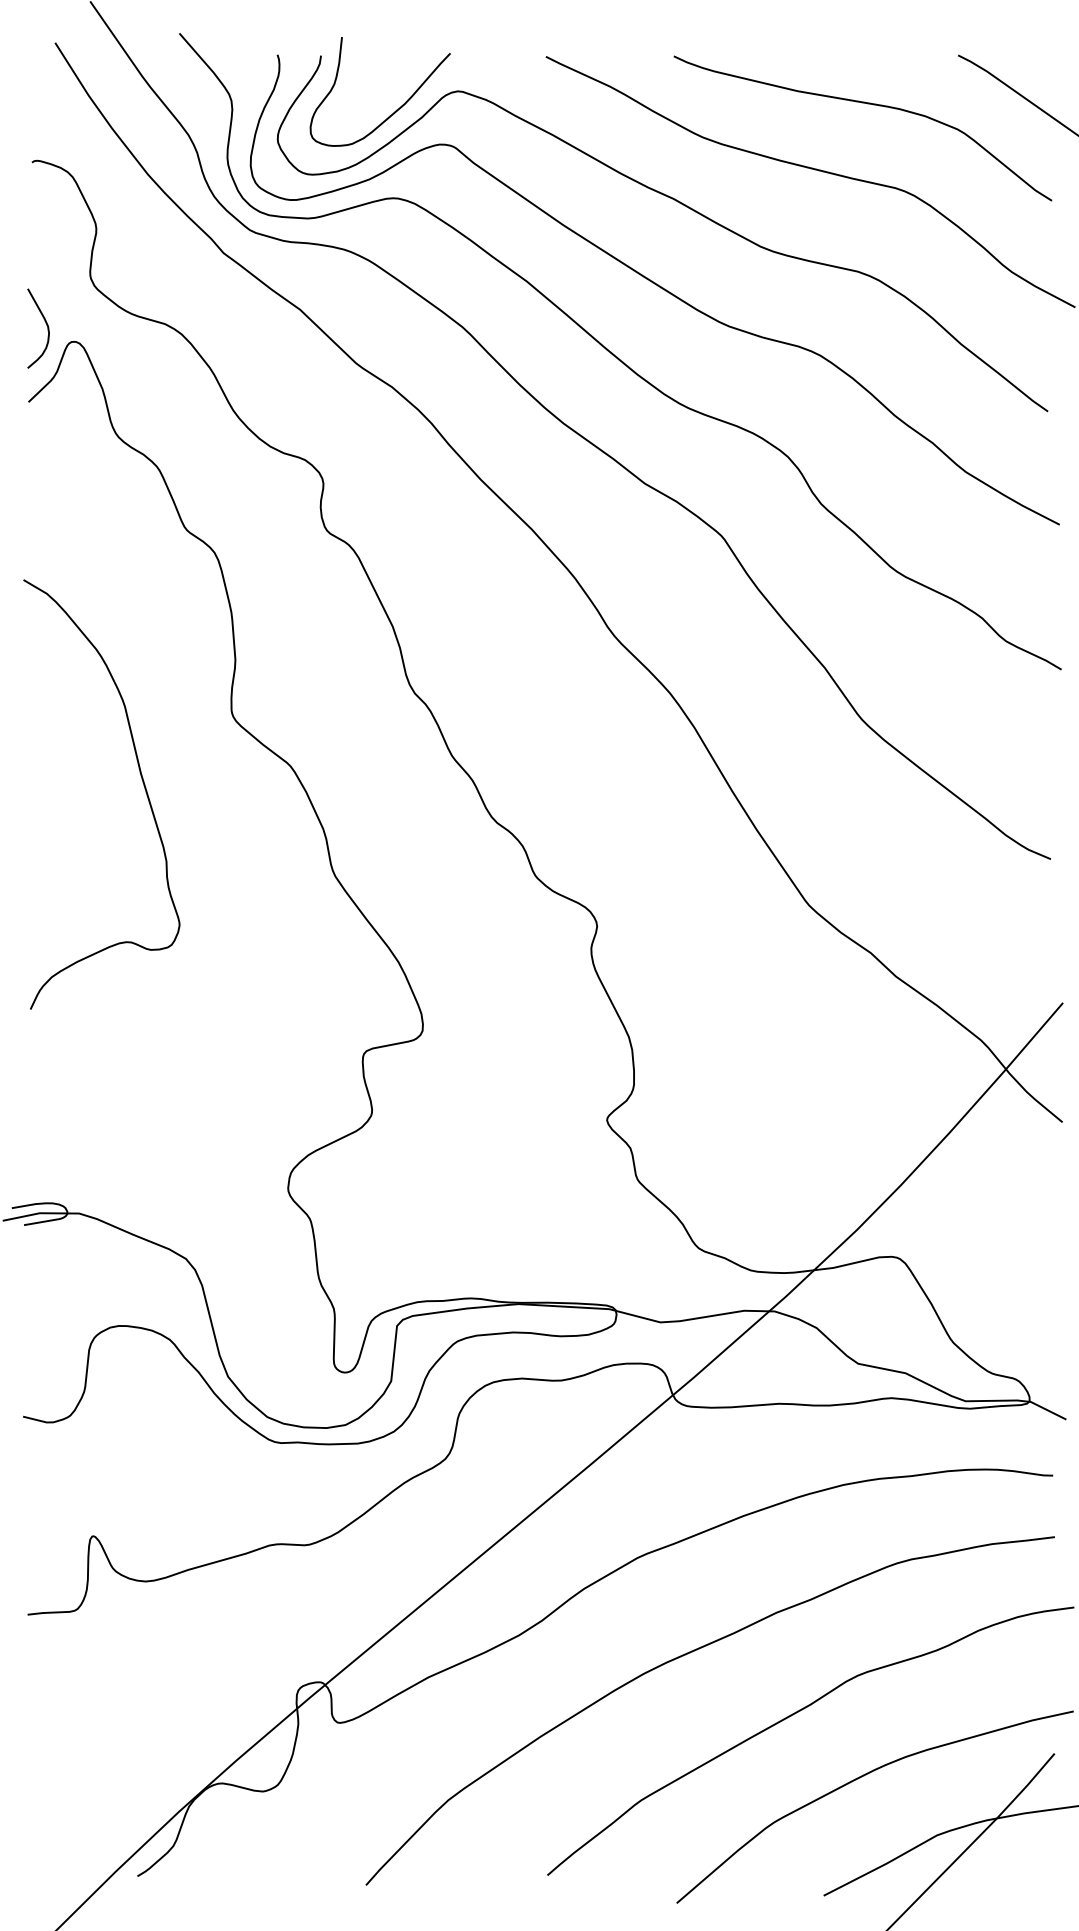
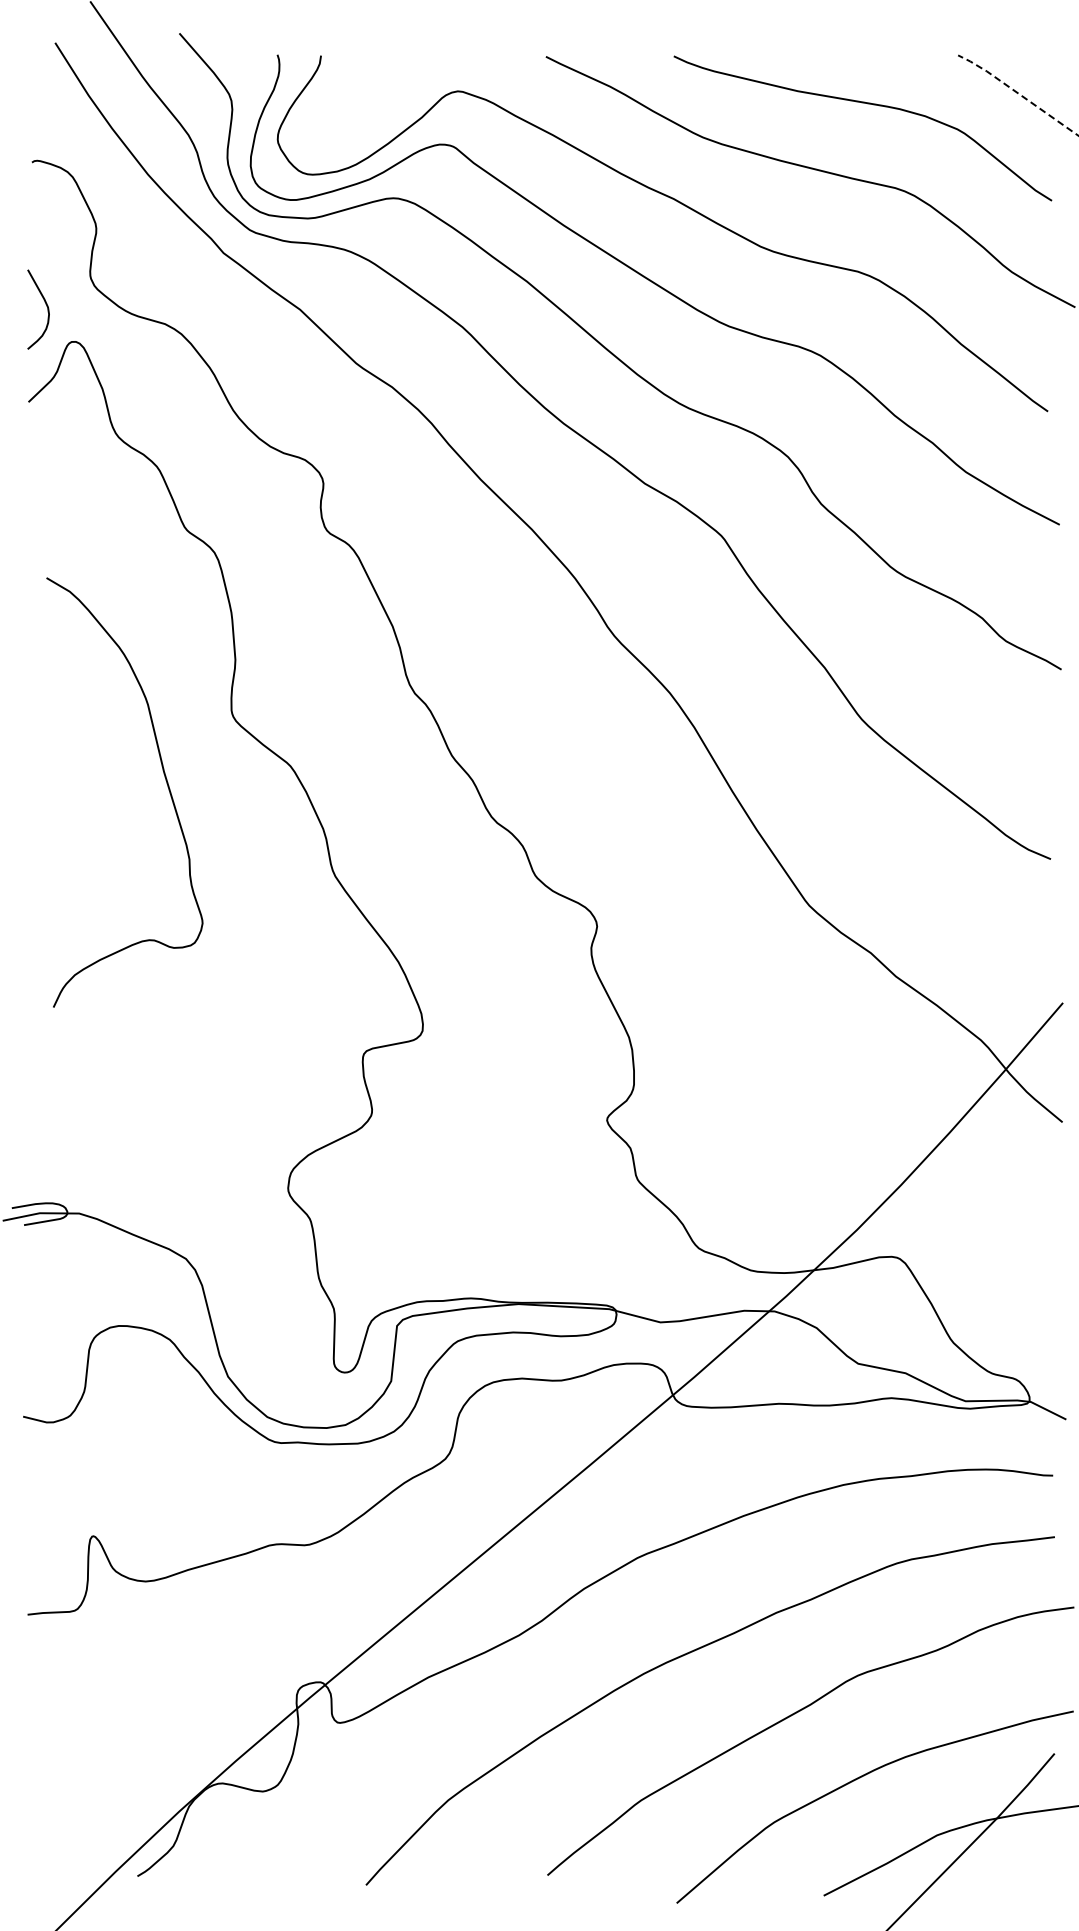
line: solid -> dashed (1017, 93)
curve: present -> none (396, 109)
curve position: (46, 325) -> (46, 306) (46, 306)
curve position: (141, 779) -> (164, 777) (164, 777)
